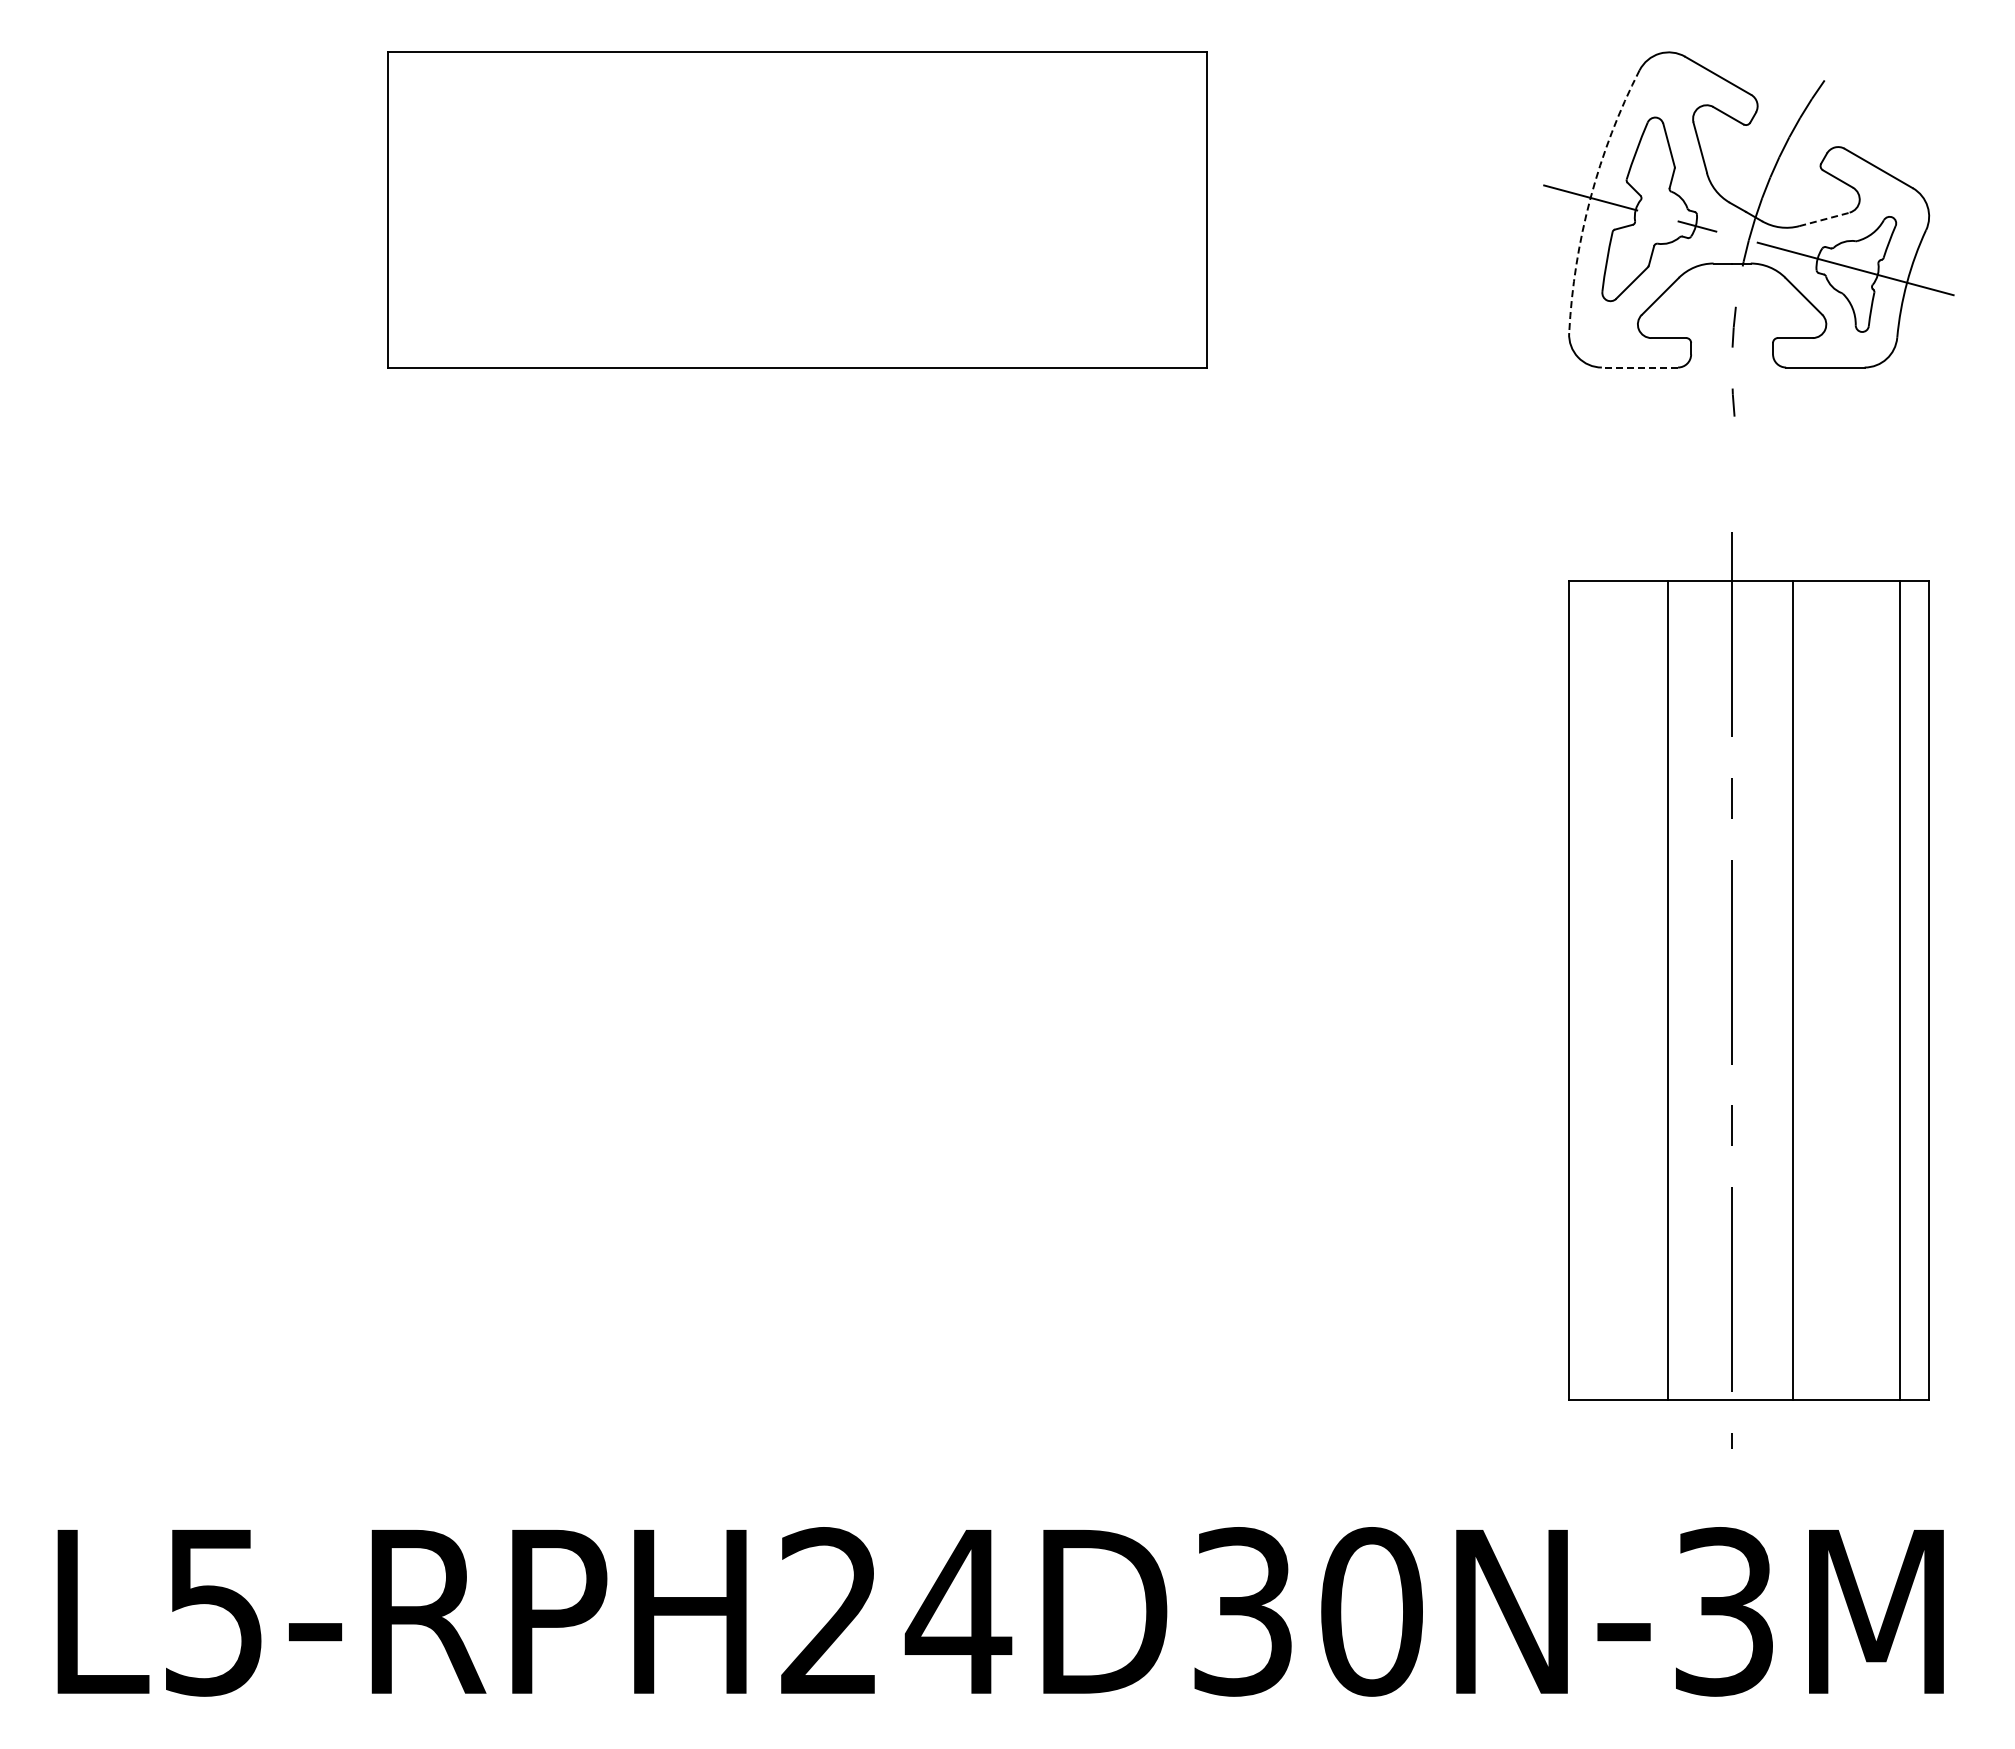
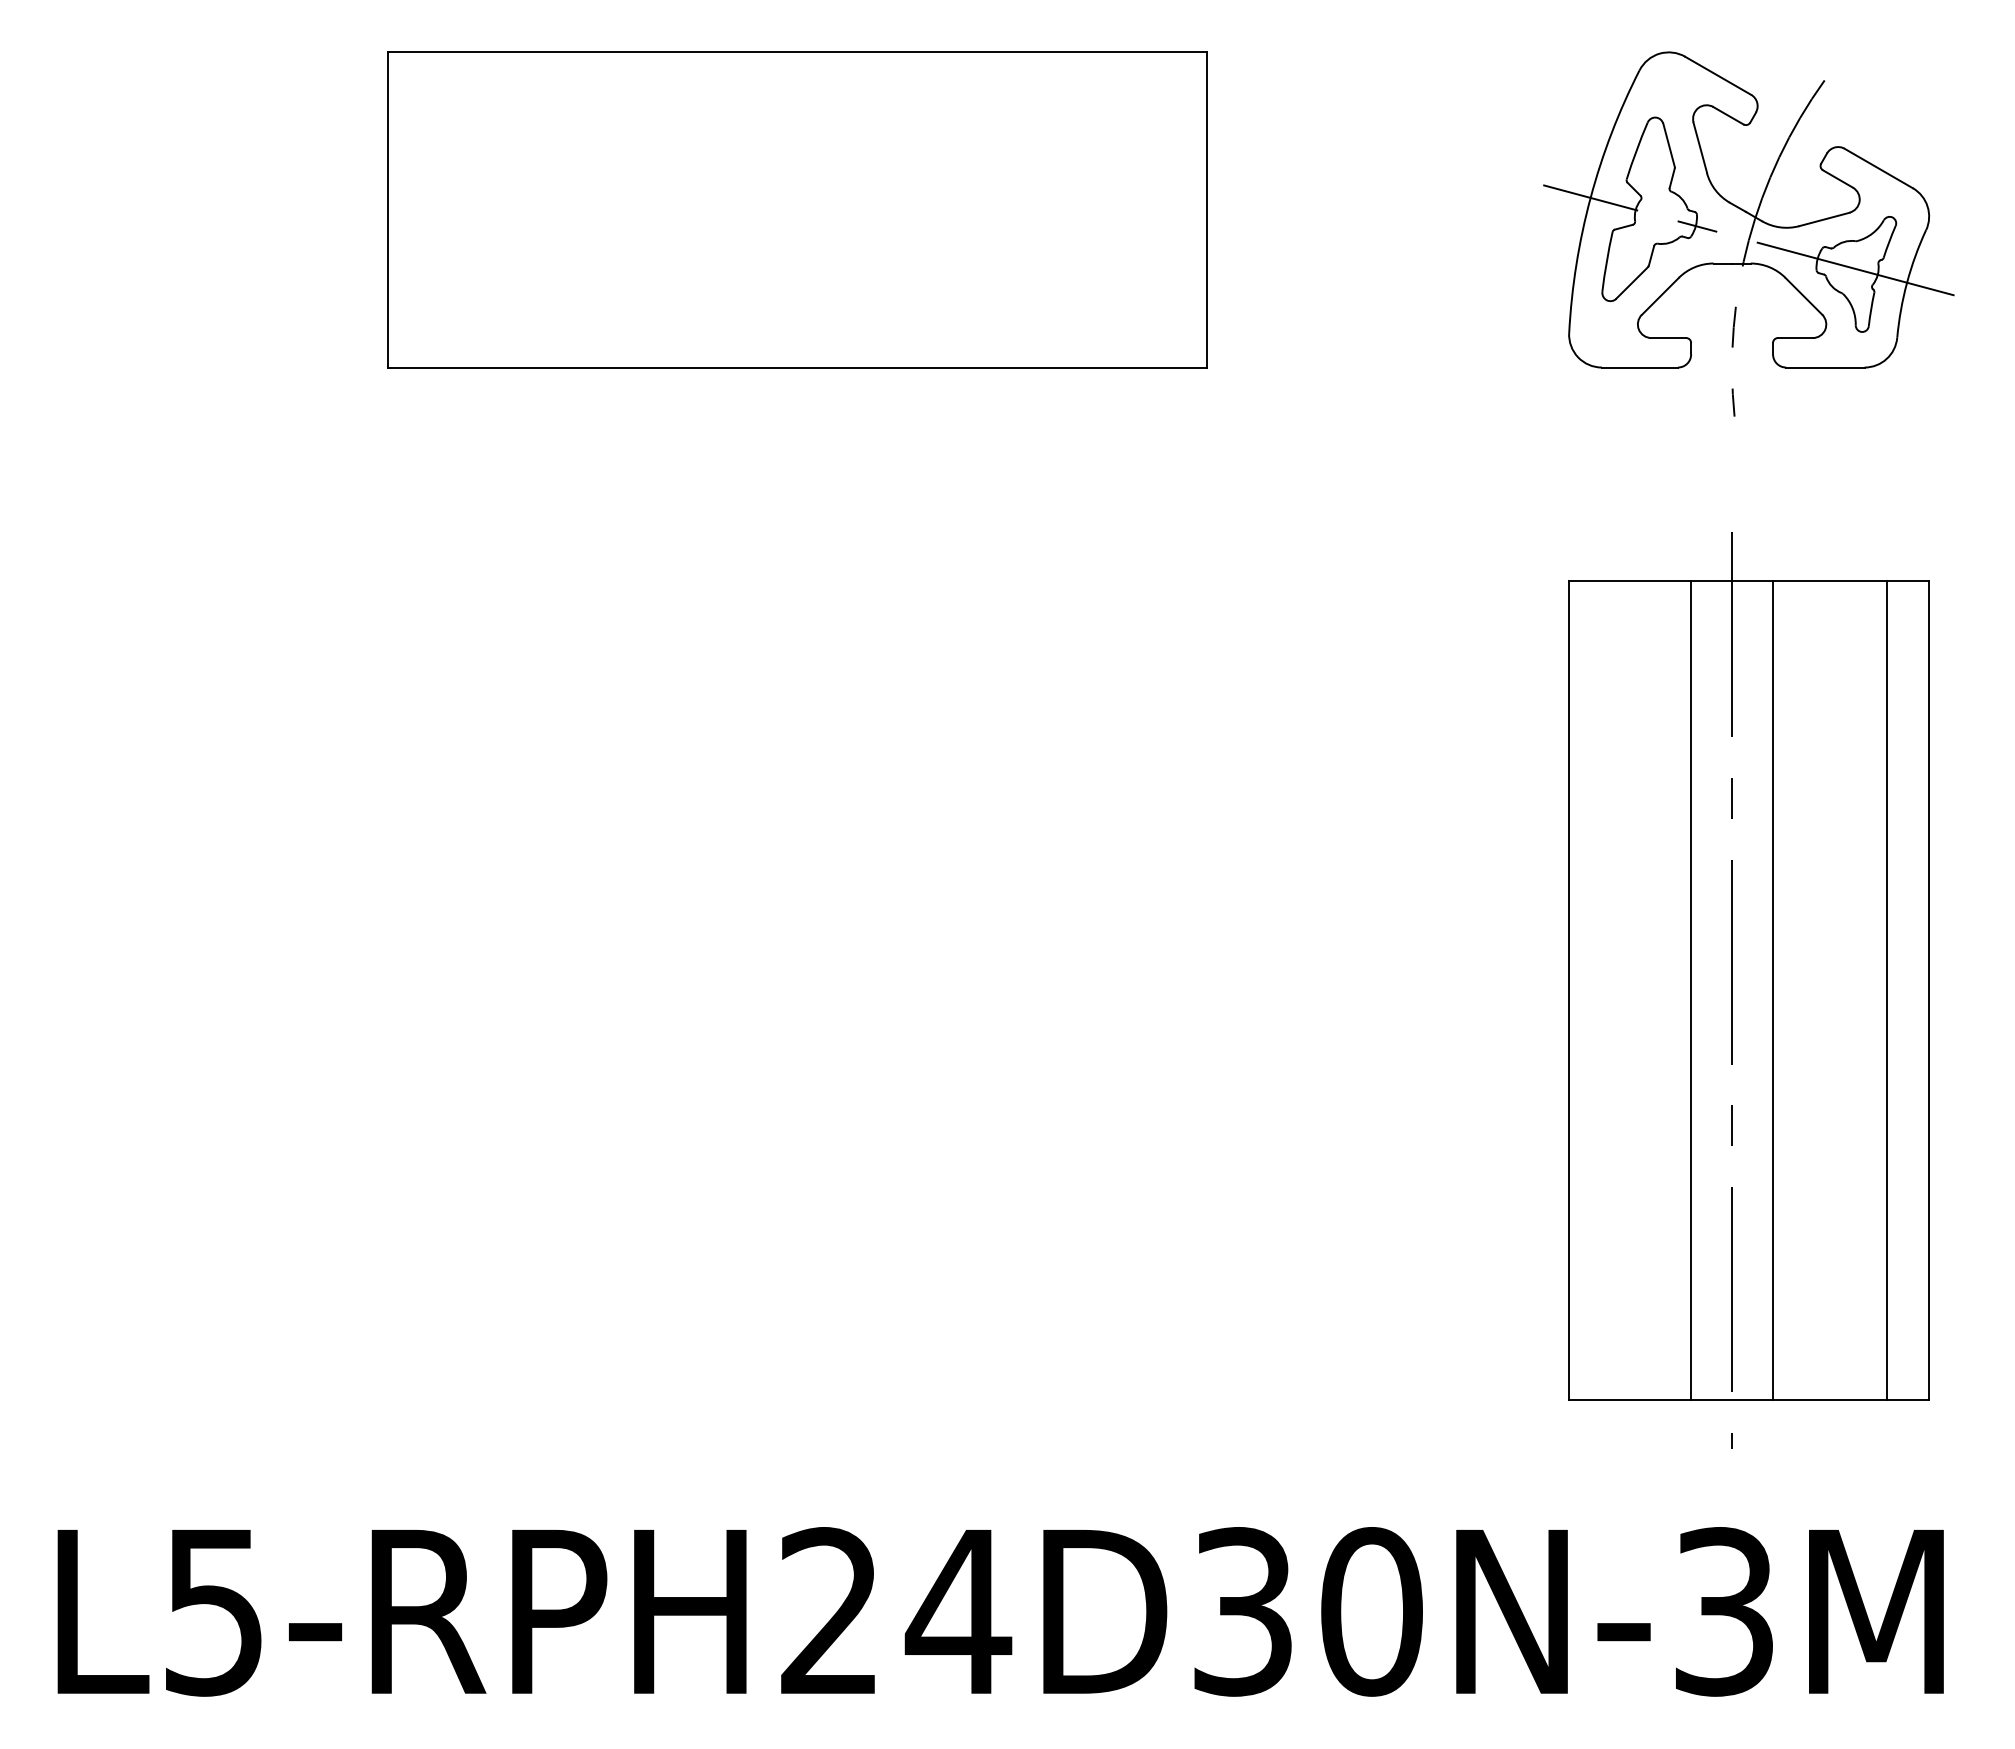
arc: dashed -> solid (1590, 197)
line: dashed -> solid (1824, 219)
line: dashed -> solid (1639, 367)
line position: (1668, 990) -> (1691, 990) (1691, 990)
line position: (1793, 990) -> (1773, 990) (1773, 990)
line position: (1899, 990) -> (1886, 990) (1886, 990)
